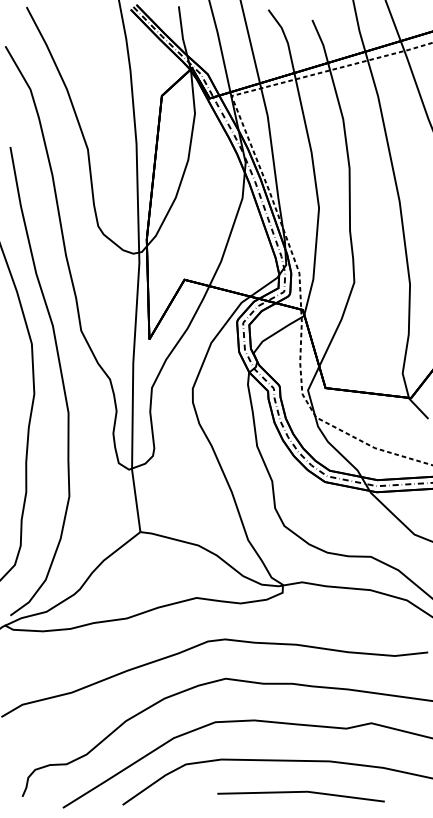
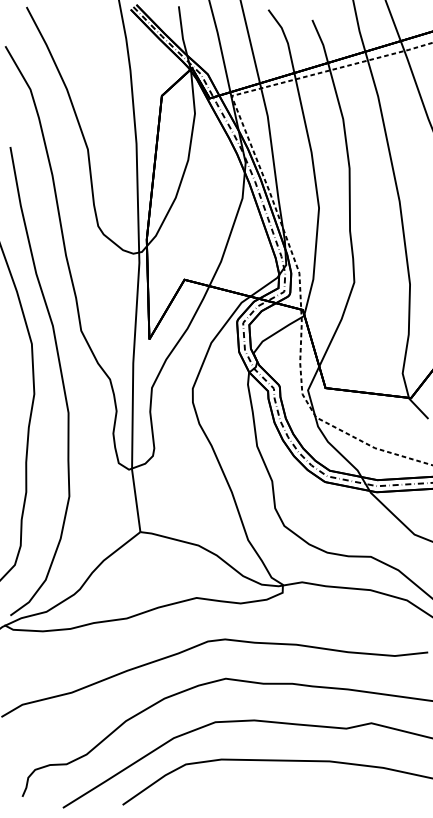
line: present -> none (300, 792)
